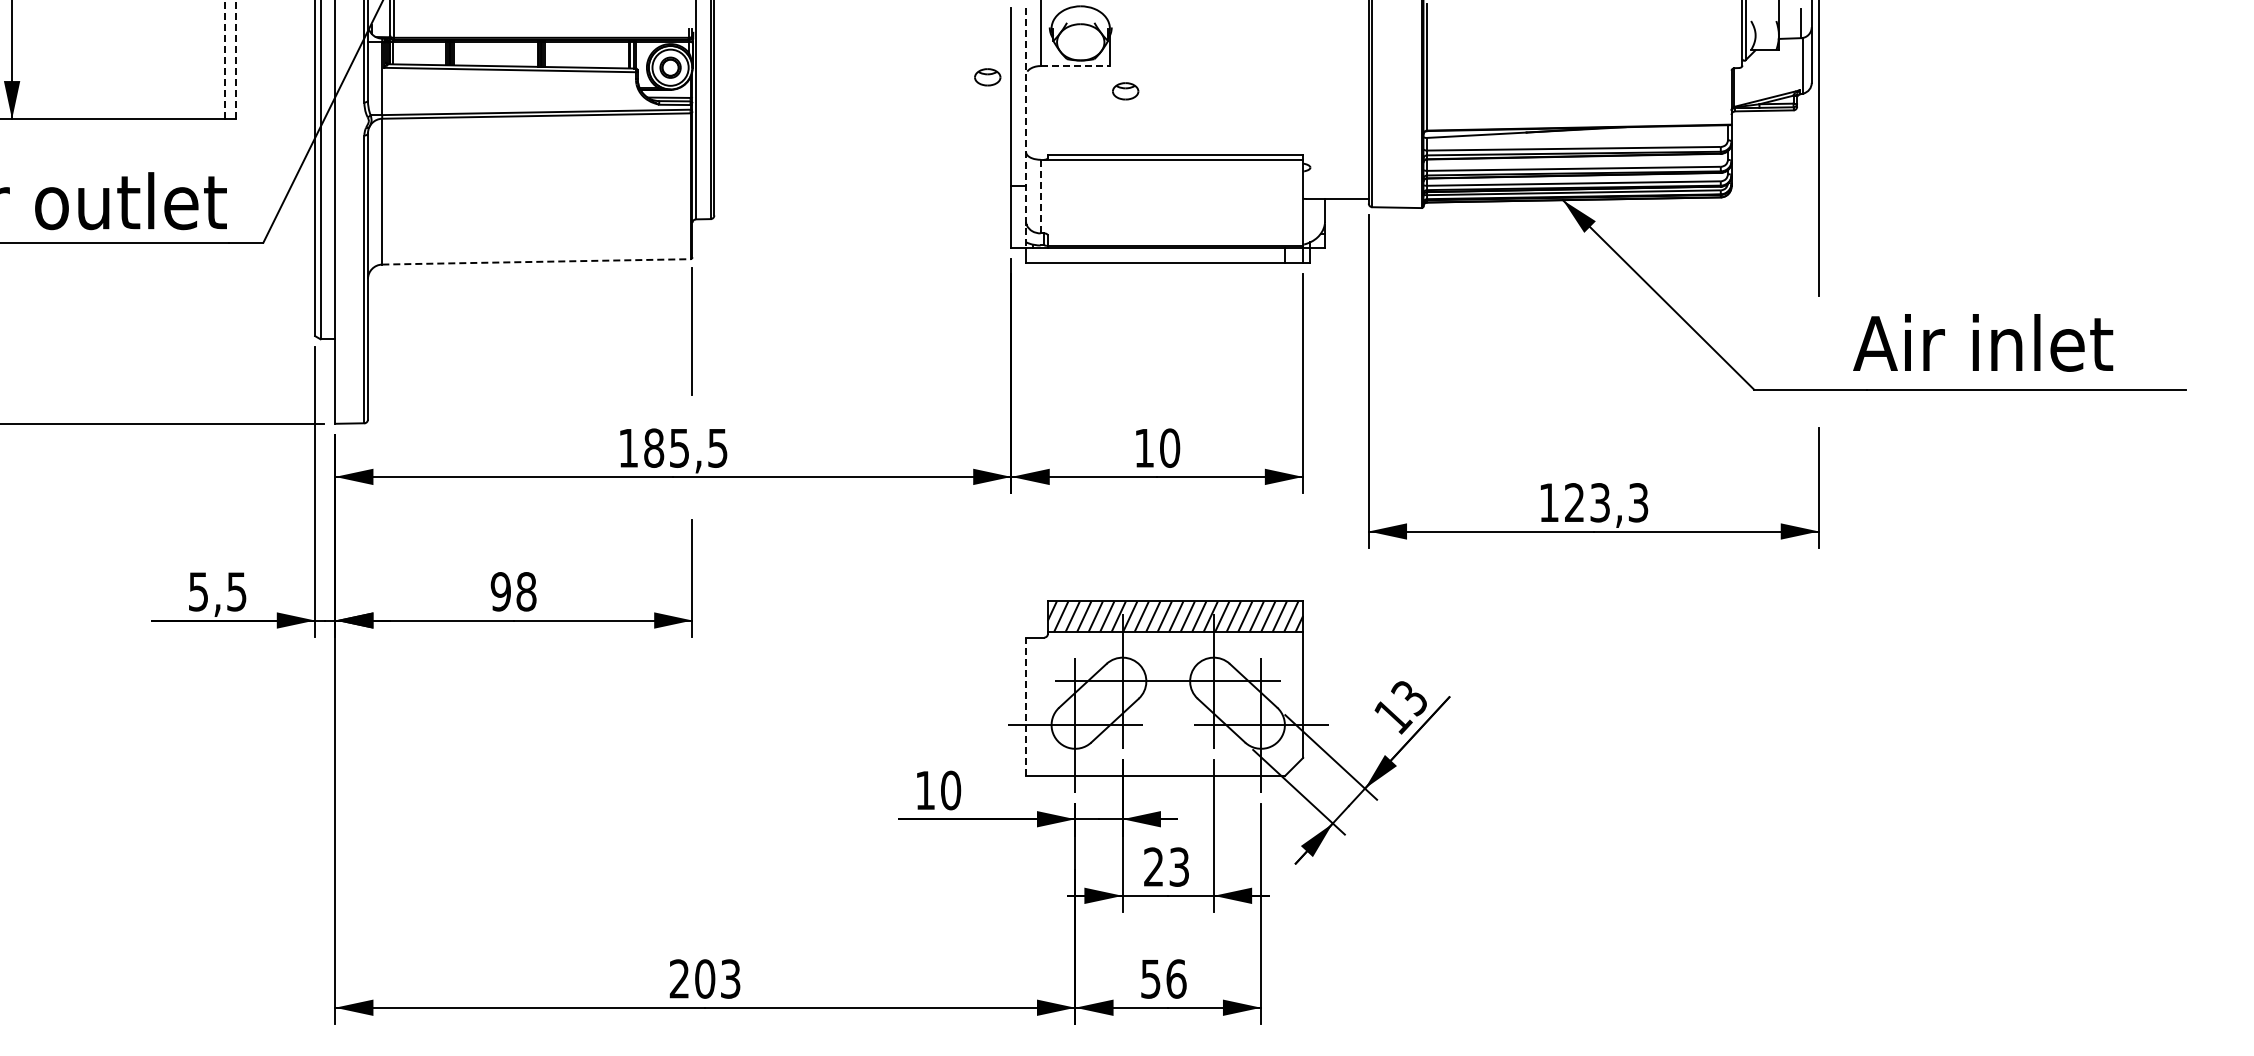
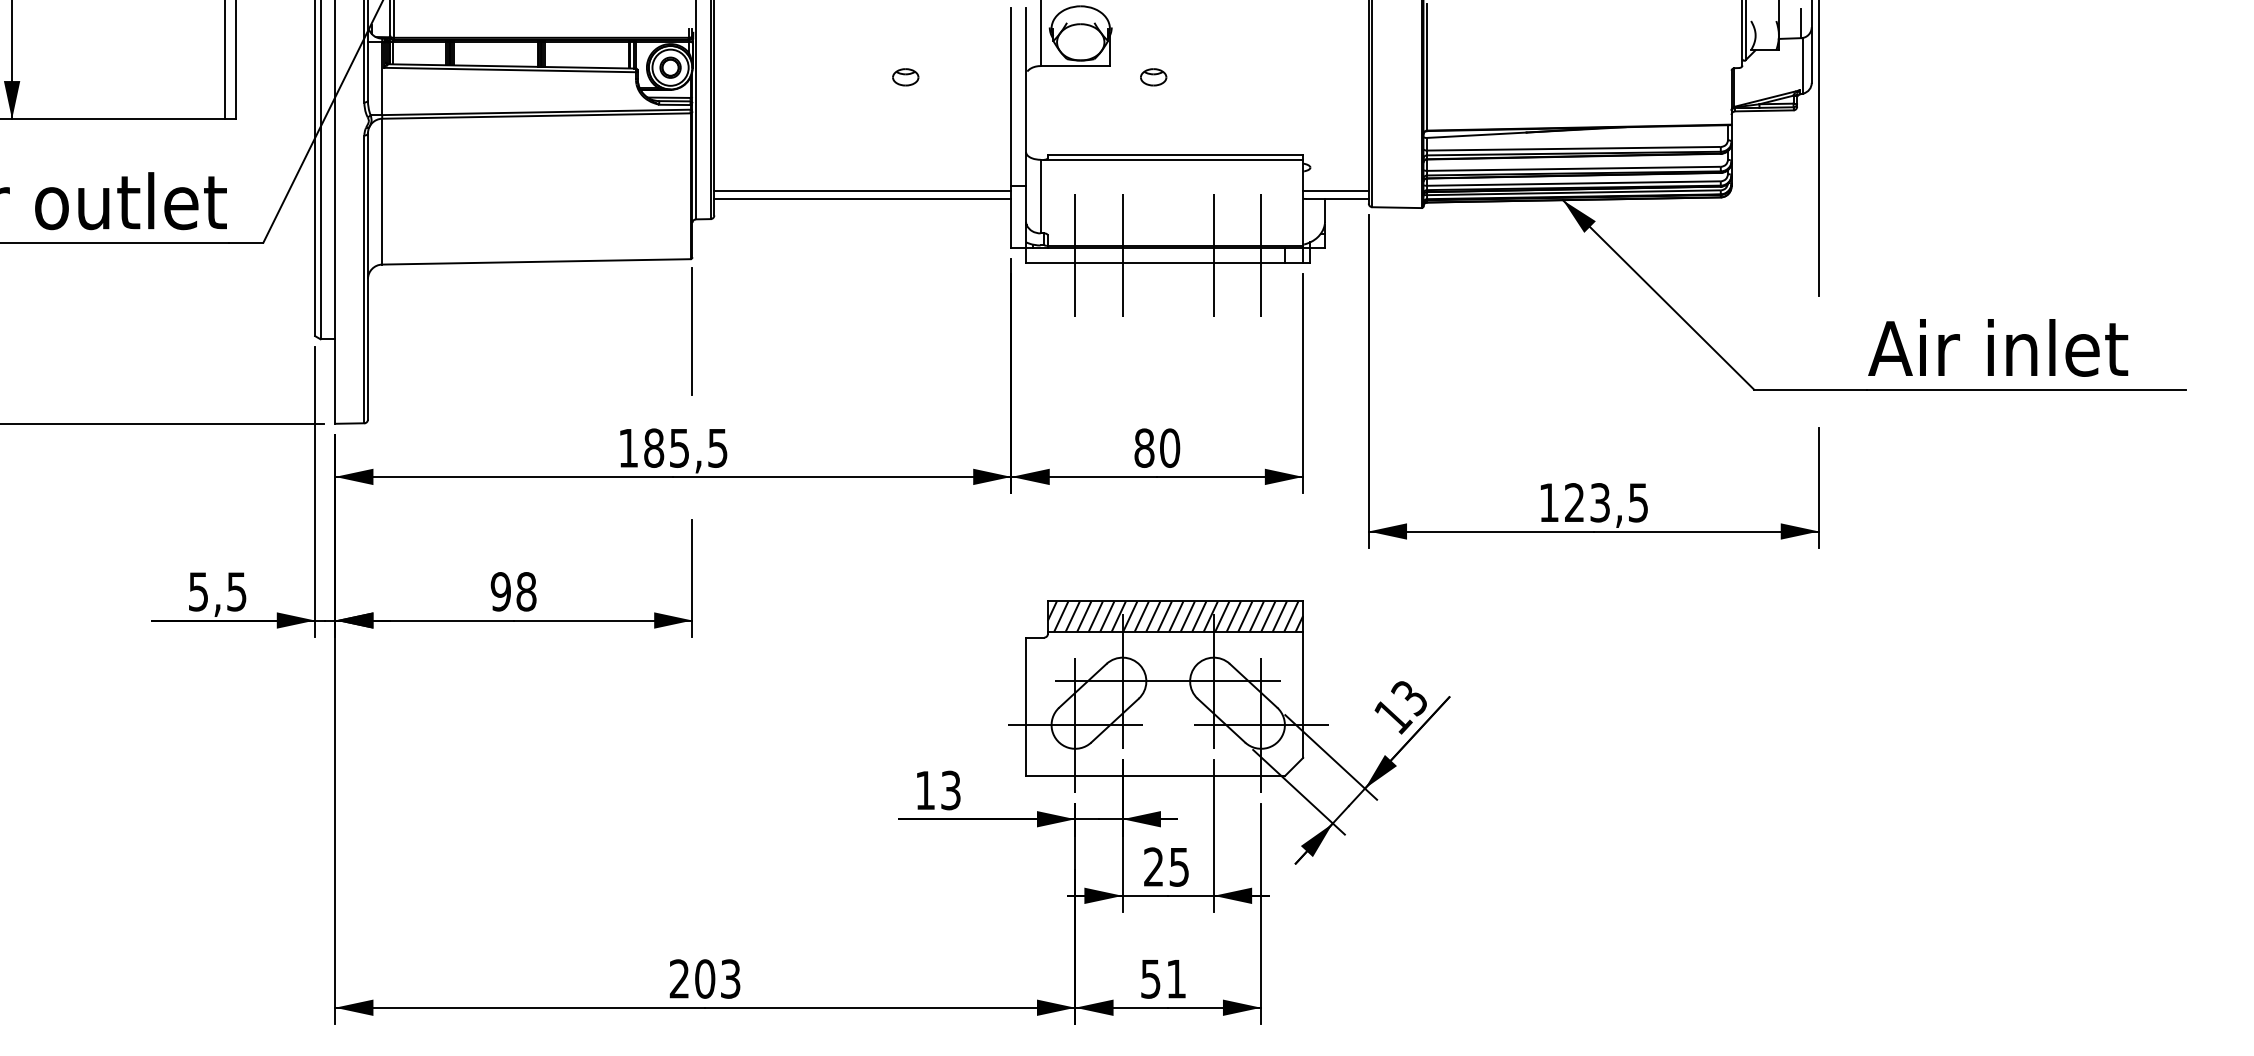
line: dashed -> solid (225, 59)
line: dashed -> solid (236, 59)
line: dashed -> solid (1075, 66)
part position: (987, 77) -> (905, 77) (905, 77)
part position: (1125, 91) -> (1153, 77) (1153, 77)
line: dashed -> solid (1026, 128)
line: none -> present (862, 191)
line: none -> present (1335, 191)
line: dashed -> solid (1040, 196)
line: none -> present (862, 199)
line: none -> present (1075, 255)
line: none -> present (1122, 255)
line: none -> present (1213, 255)
line: none -> present (1261, 255)
line: dashed -> solid (536, 261)
text position: (1983, 342) -> (1998, 347) (1998, 347)
text: 10 -> 80 (1144, 447)
text: 123,3 -> 123,5 (1638, 502)
line: dashed -> solid (1026, 706)
text: 10 -> 13 (951, 790)
text: 23 -> 25 (1179, 866)
text: 56 -> 51 (1176, 978)
